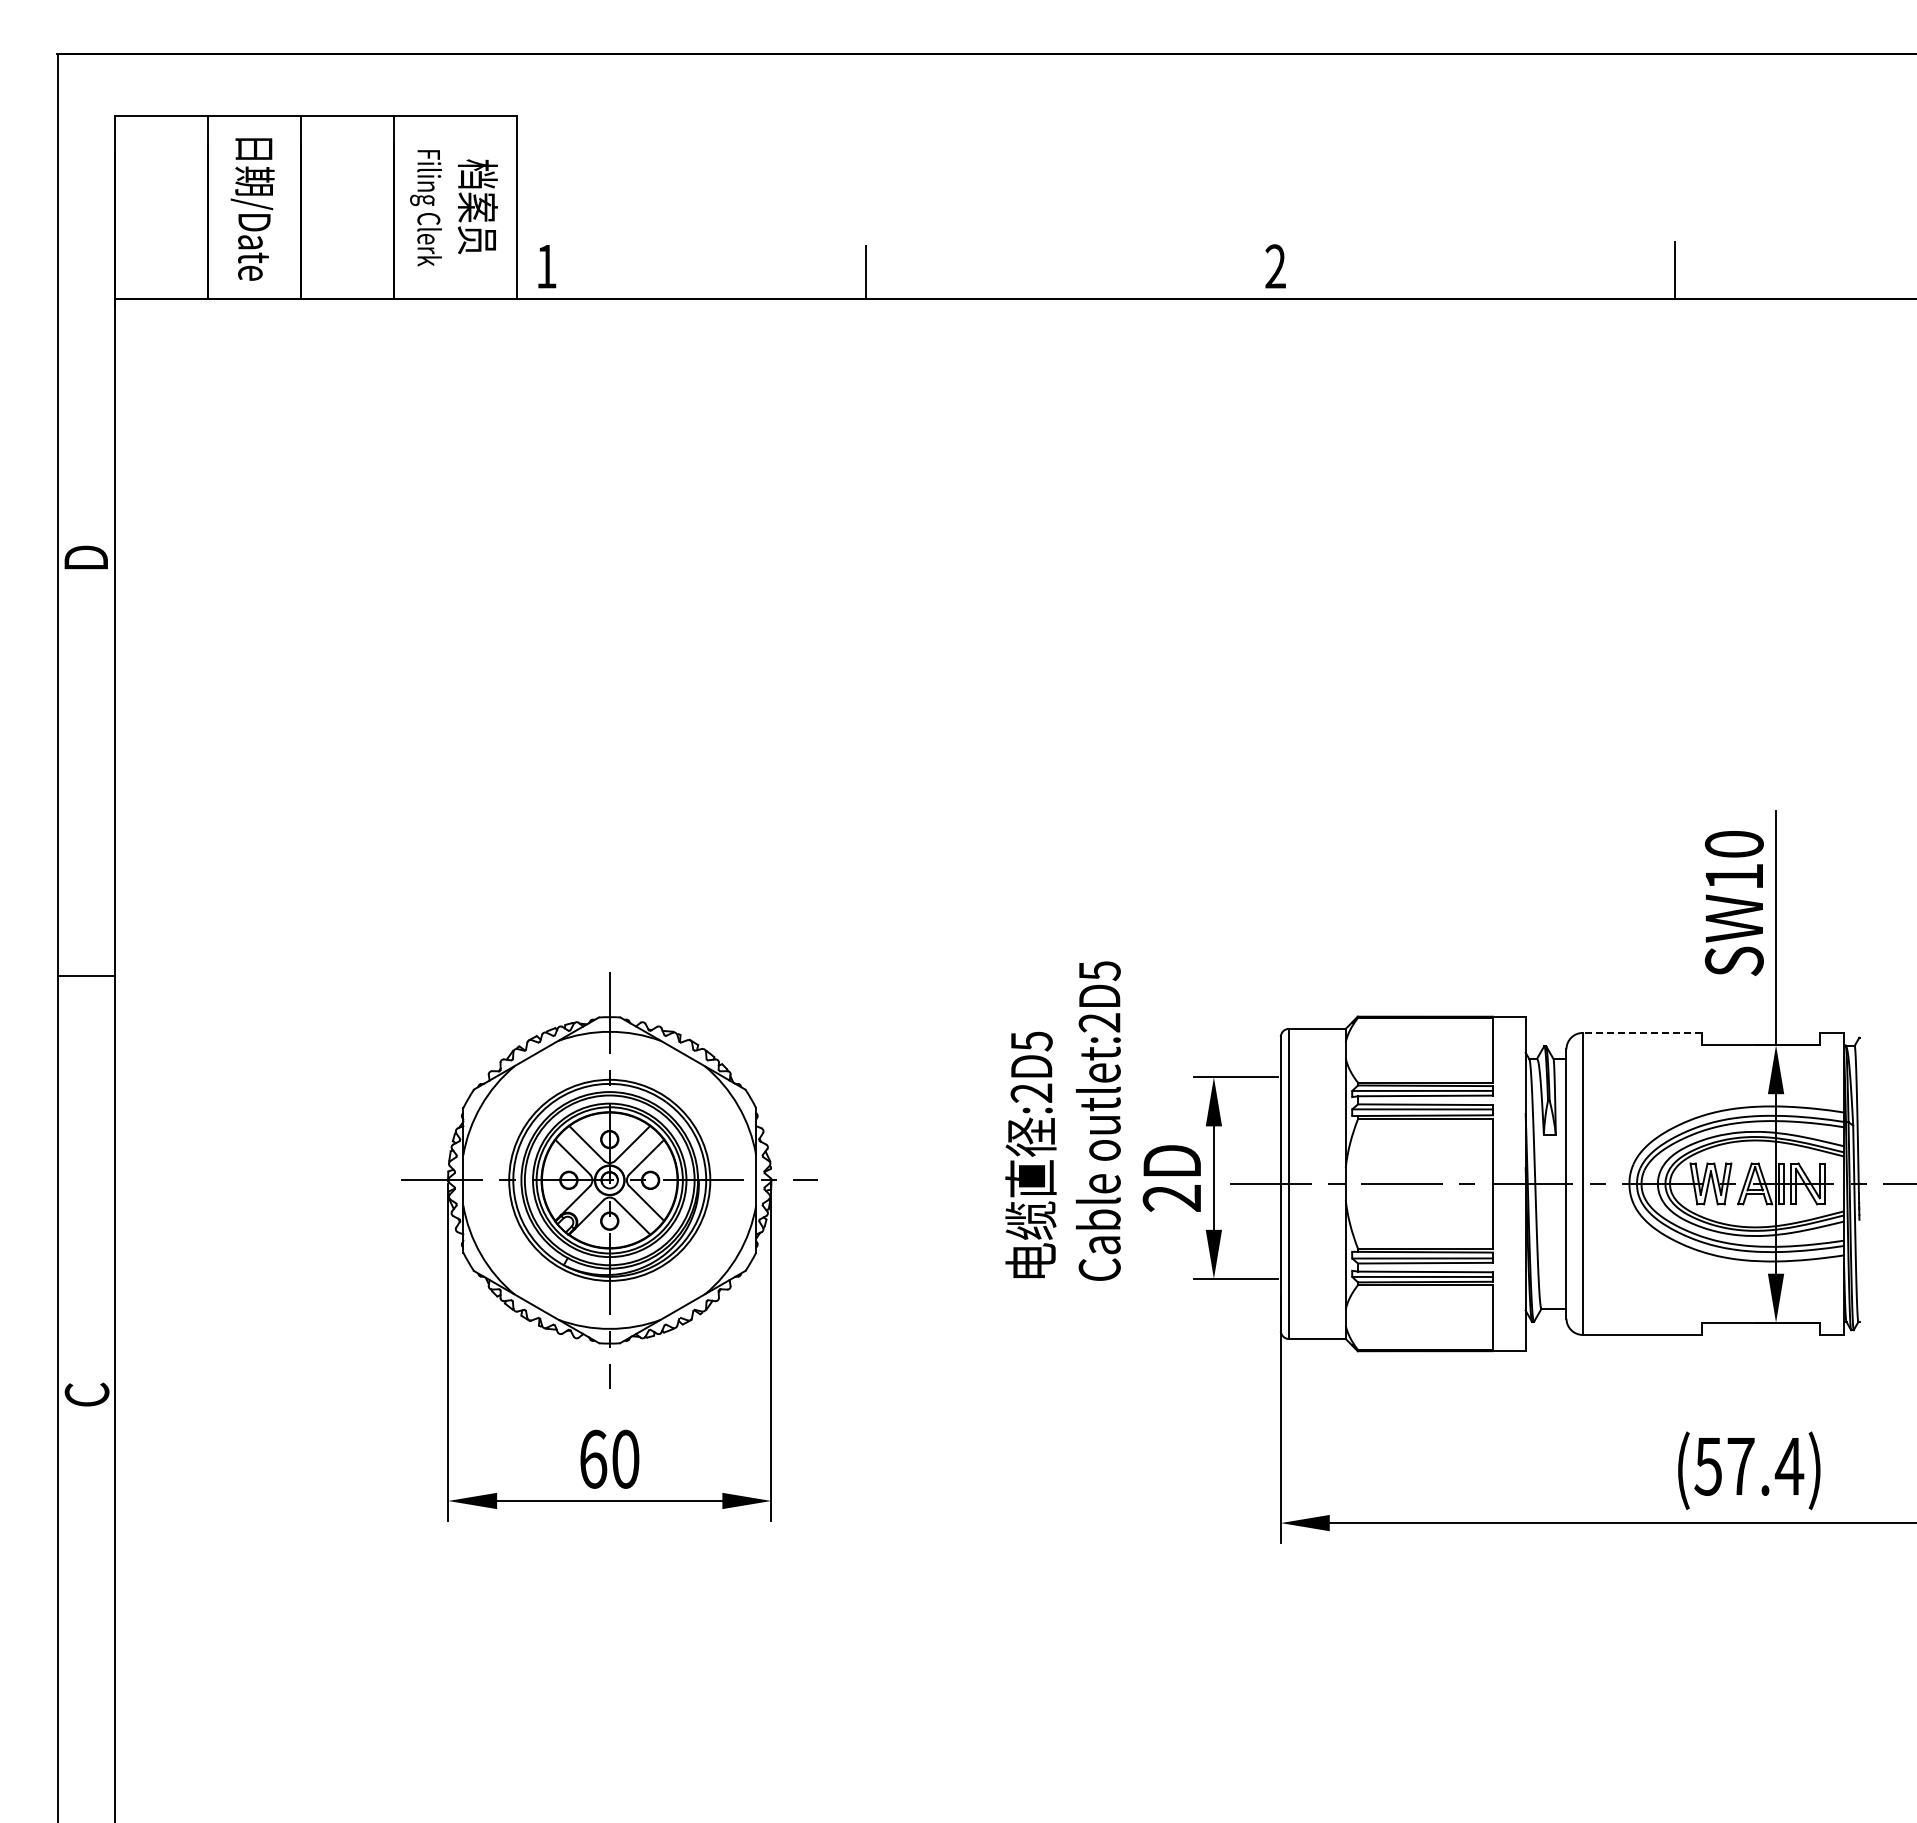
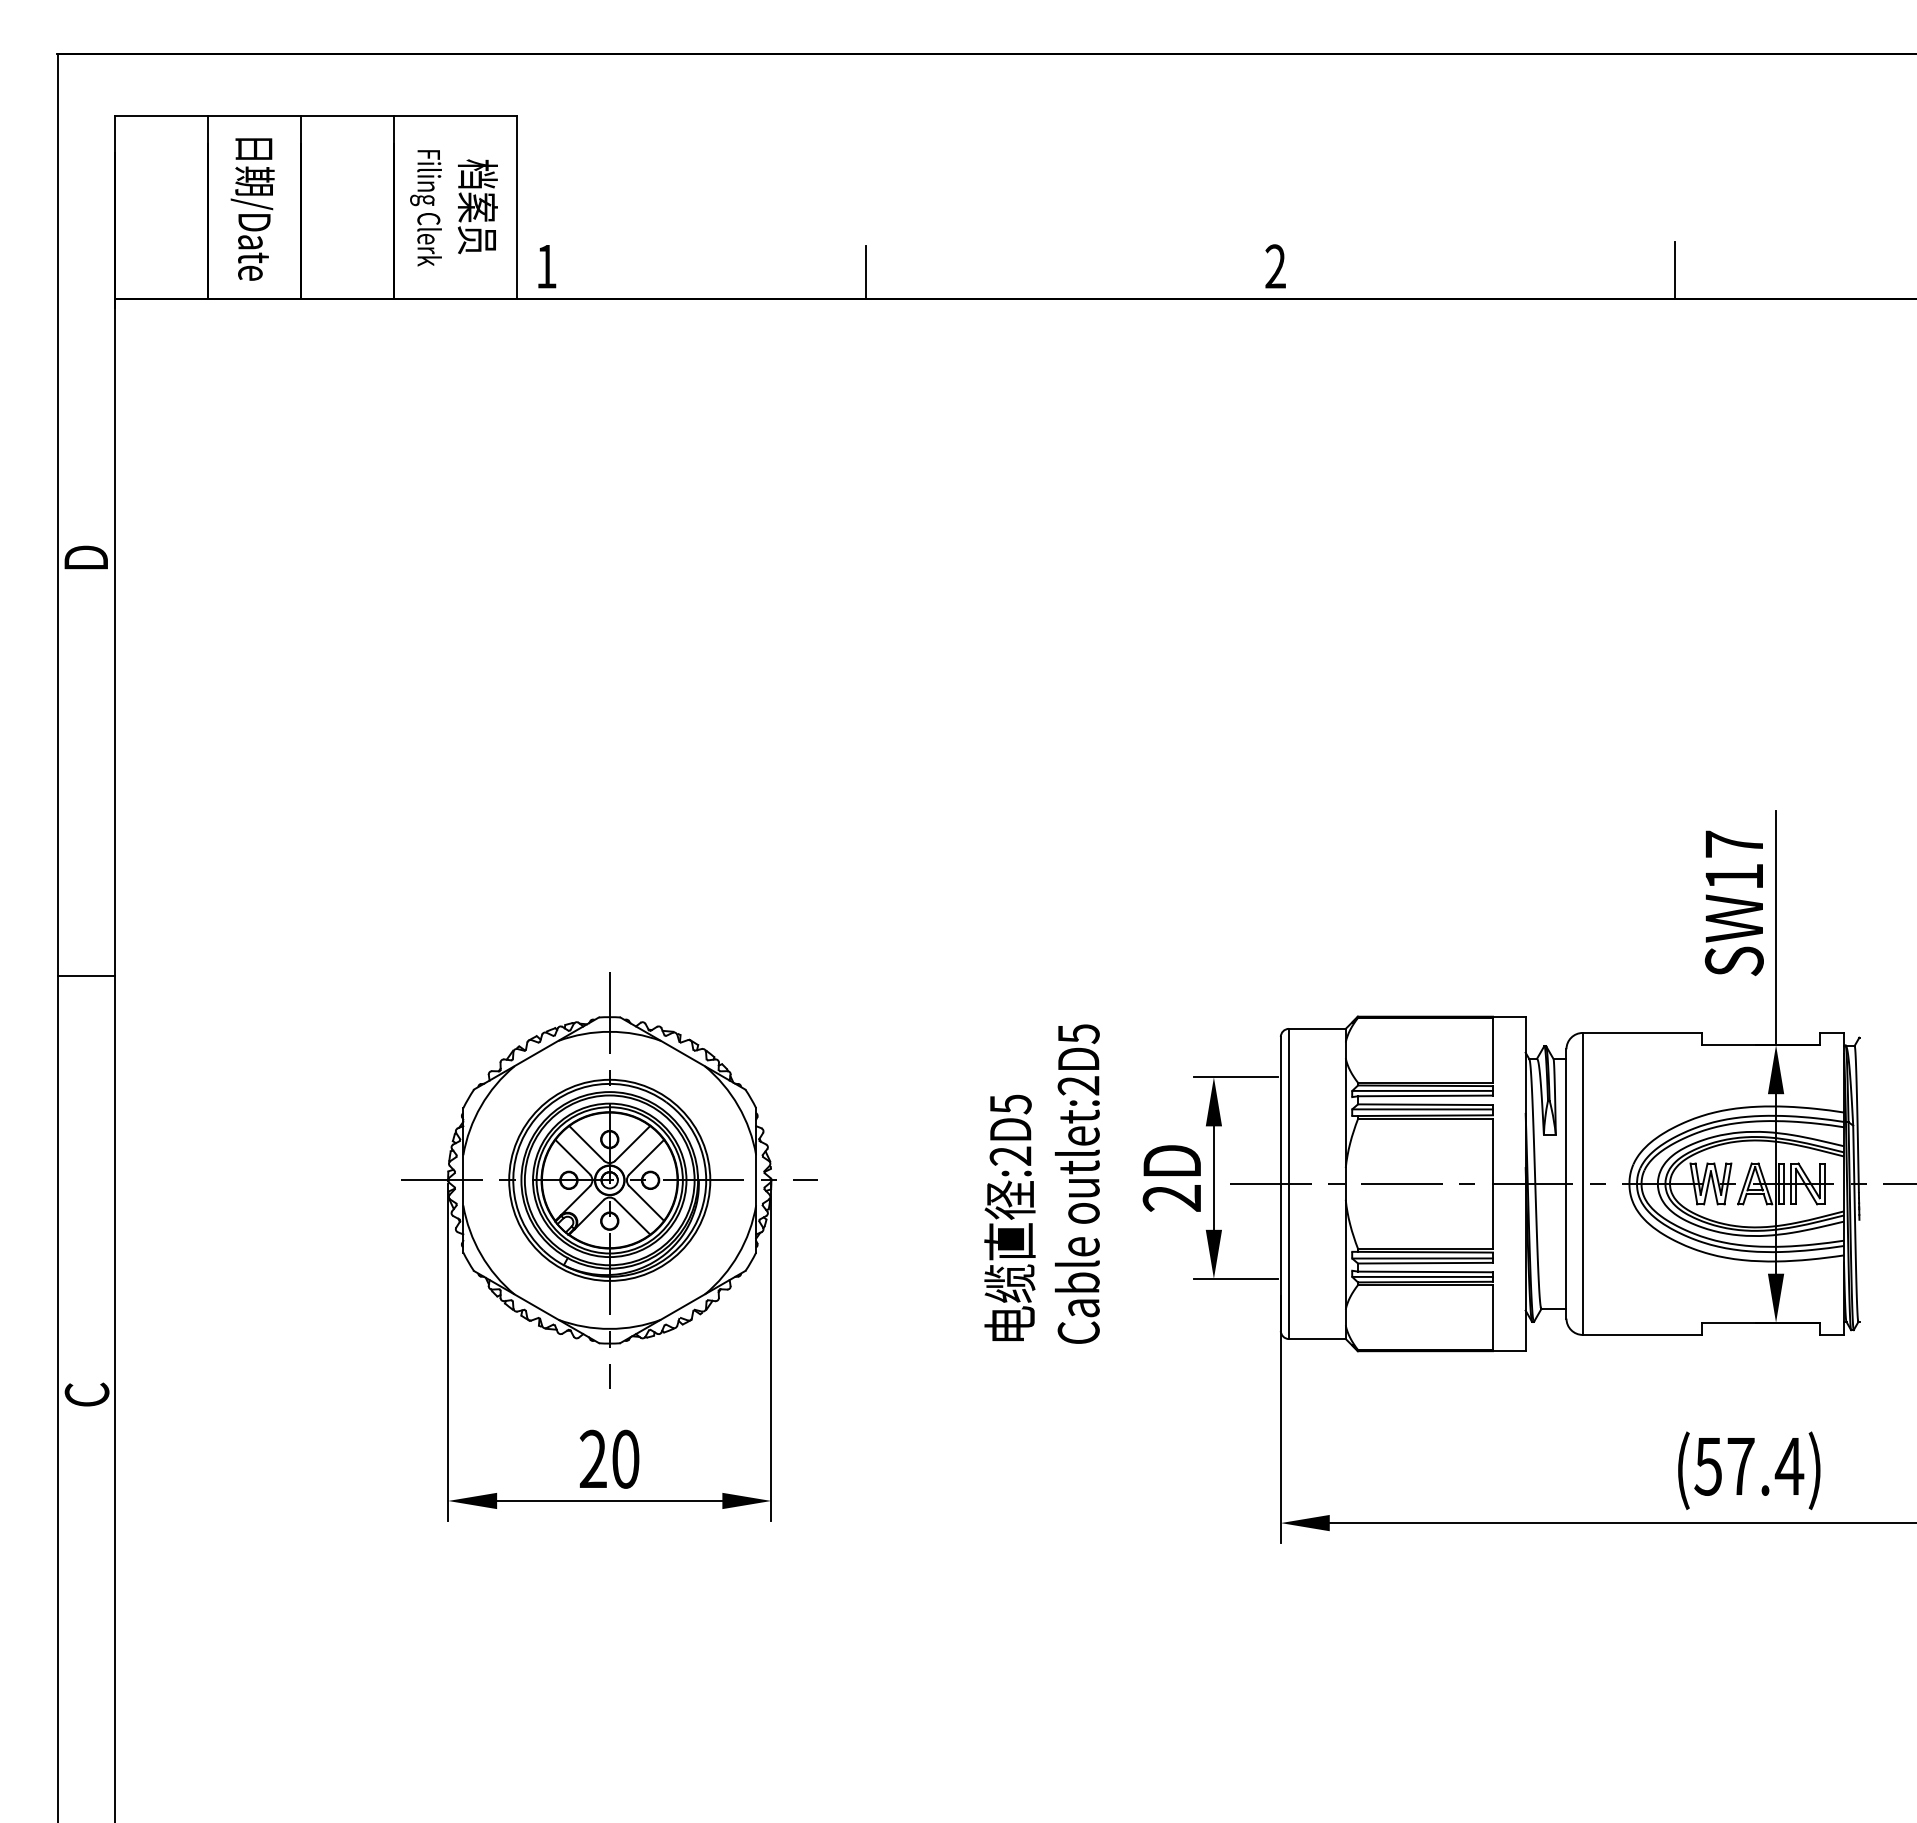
text: SW10 -> SW17 (1733, 843)
line: dashed -> solid (1642, 1032)
text position: (1062, 1120) -> (1041, 1183) (1041, 1183)
text: 60 -> 20 (593, 1458)
